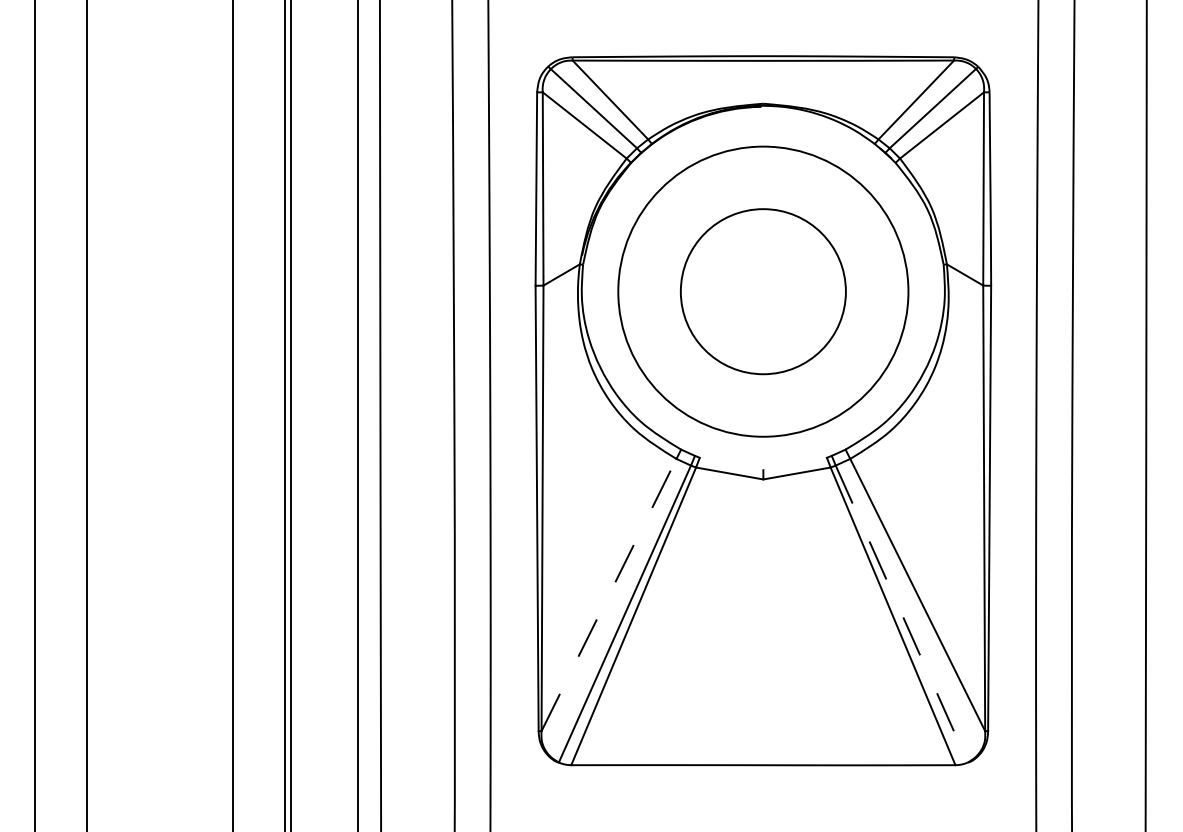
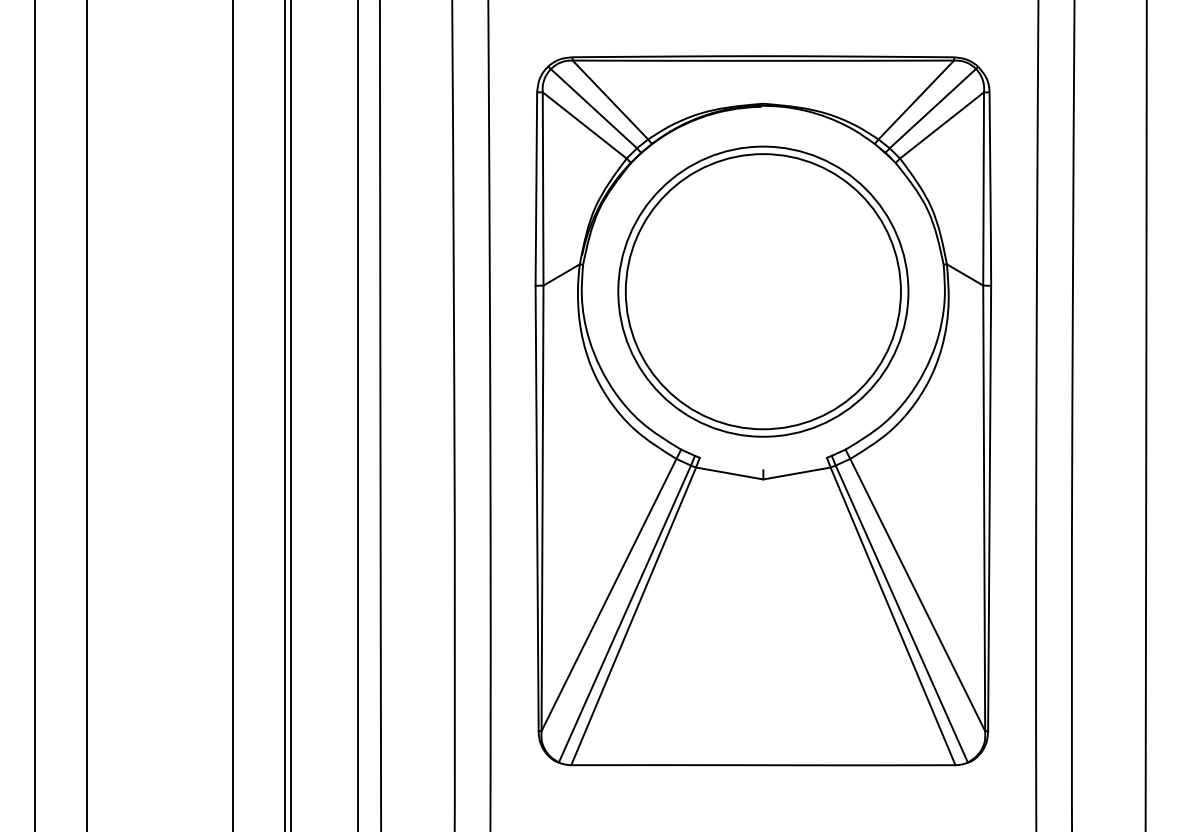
circle diameter: 165 px -> 275 px (762, 291)
line: dashed -> solid (609, 595)
line: dashed -> solid (901, 614)
